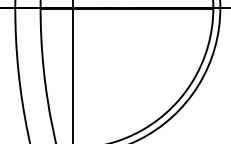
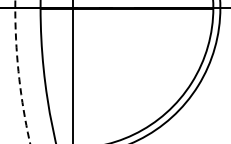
circle: solid -> dashed (22, 71)
